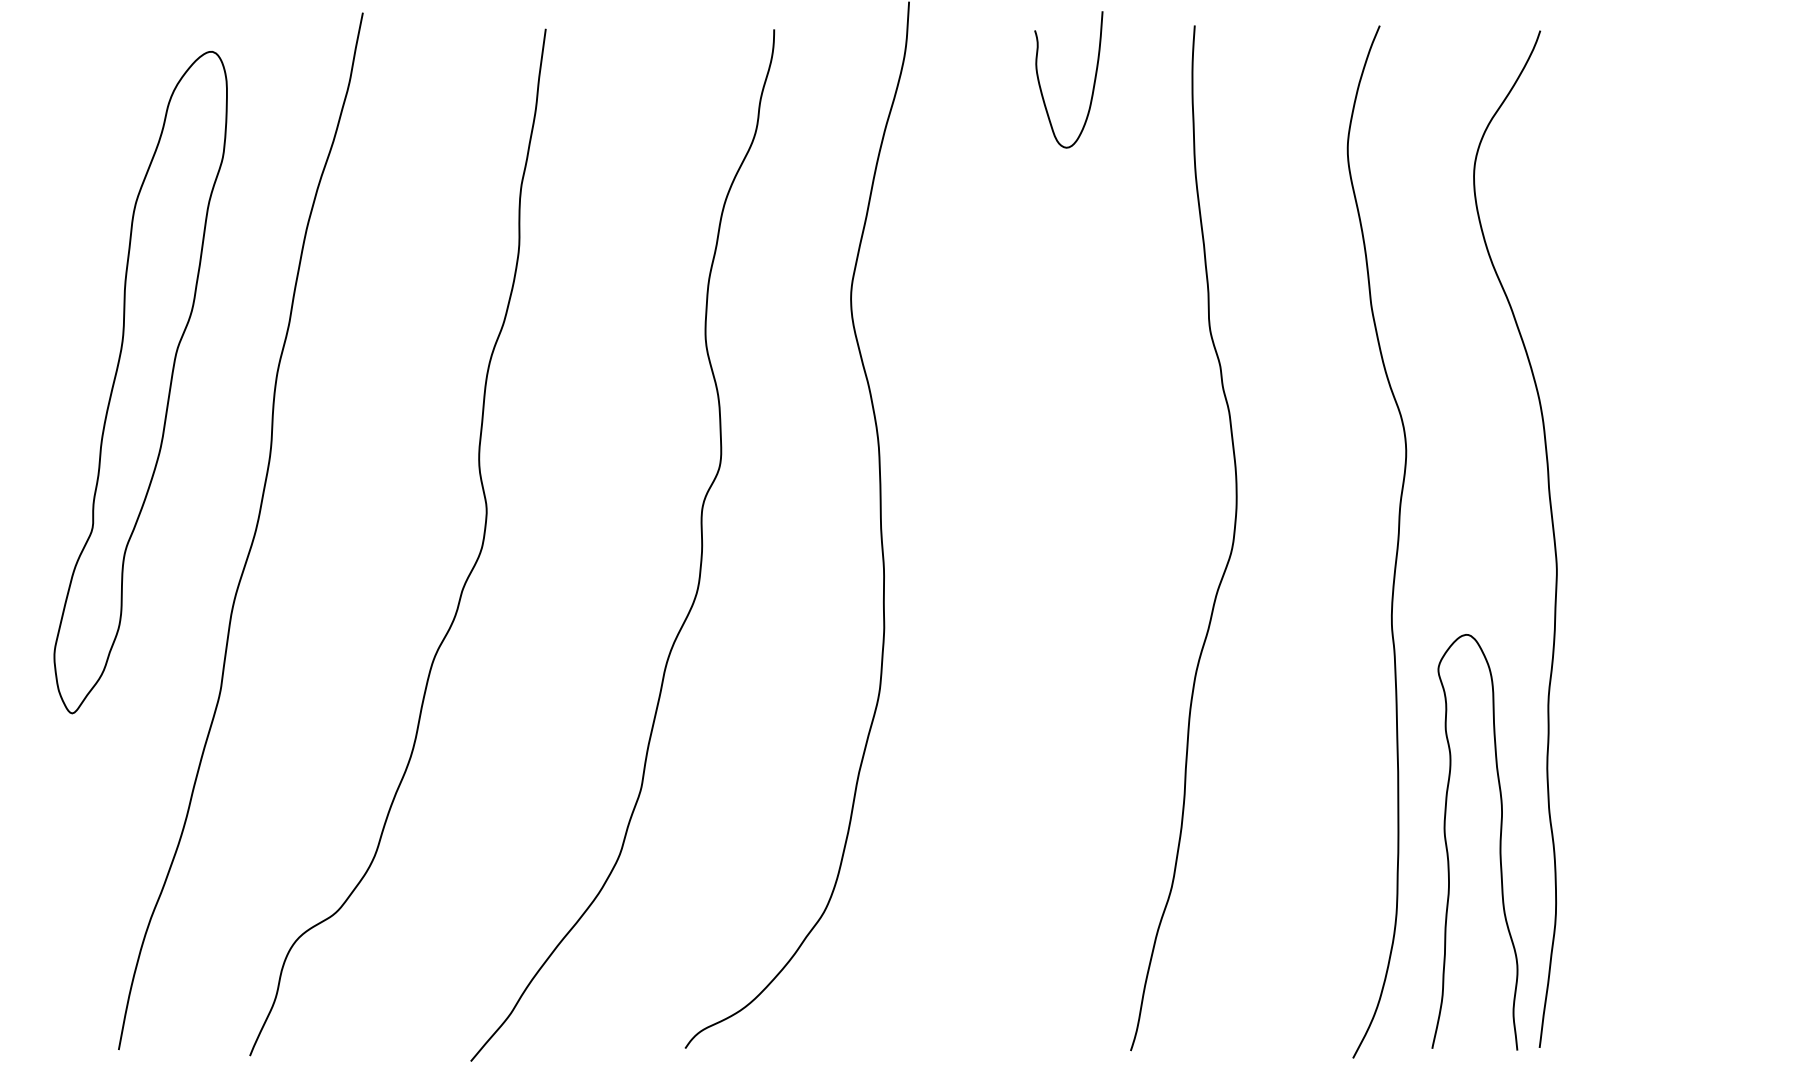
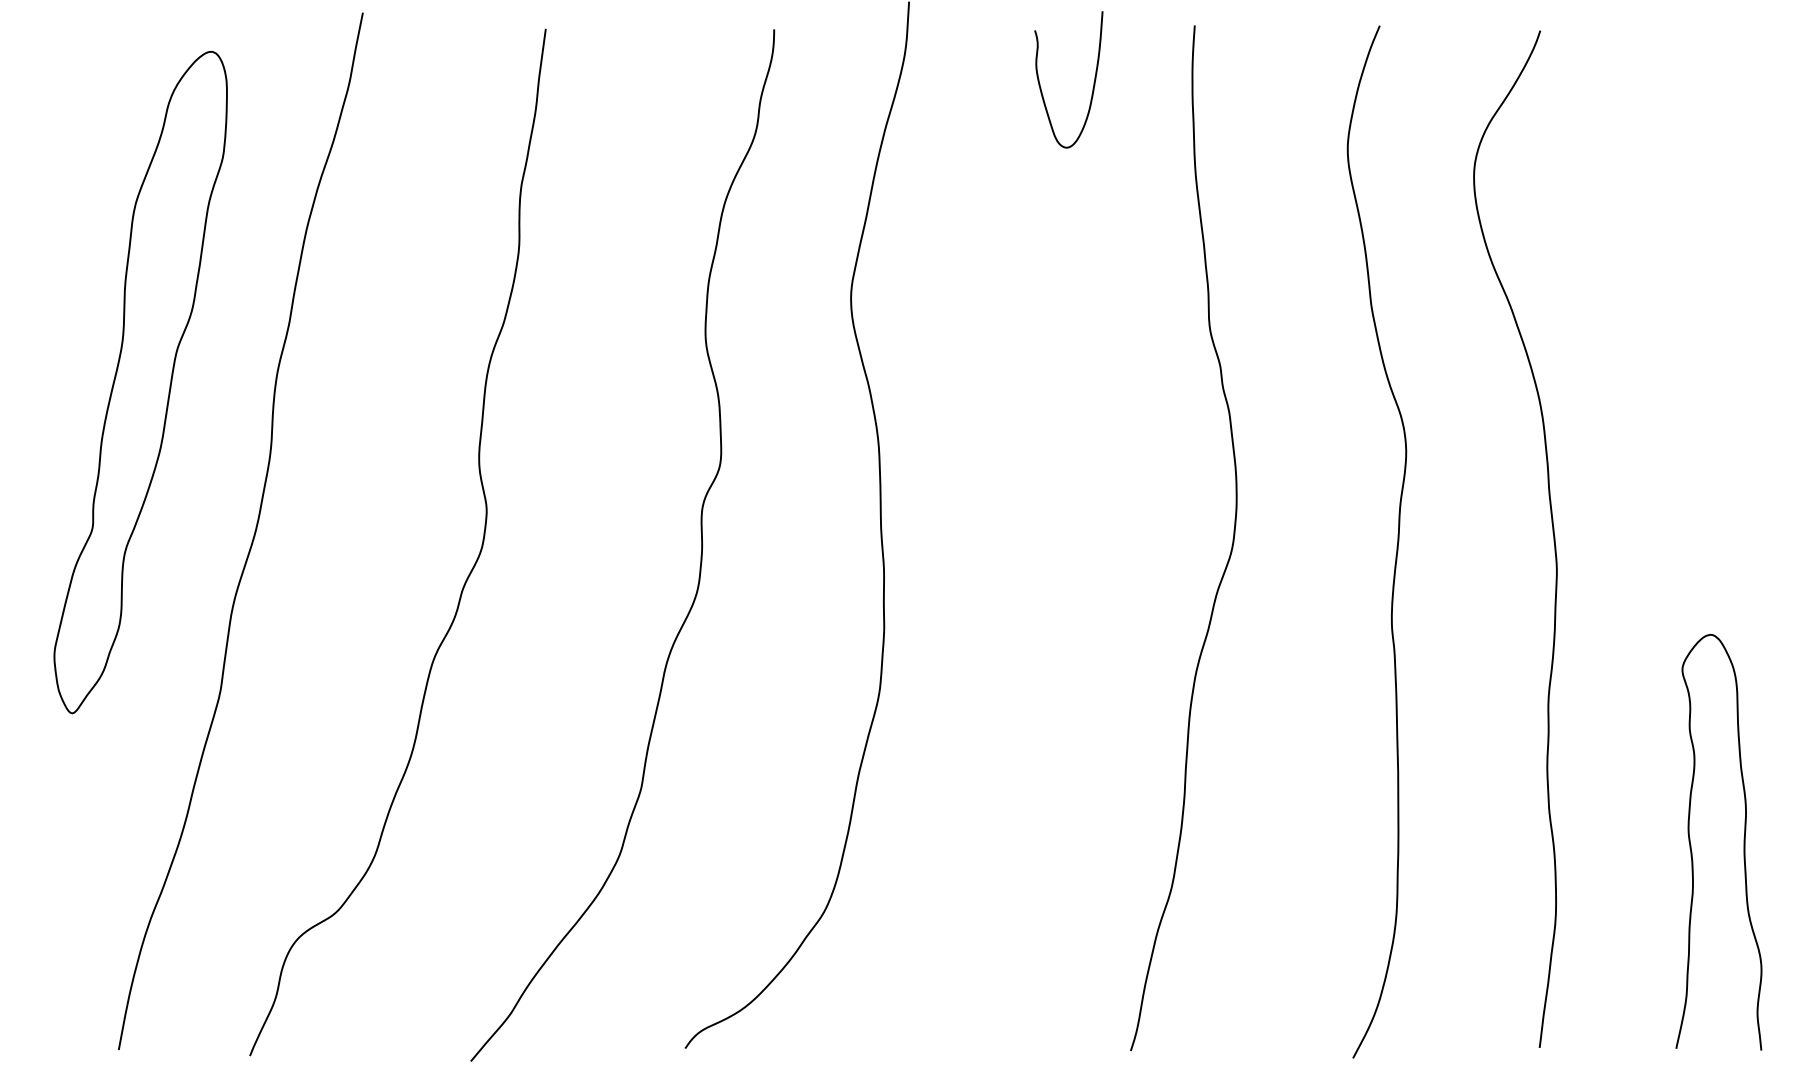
curve position: (1499, 842) -> (1743, 842) (1743, 842)
